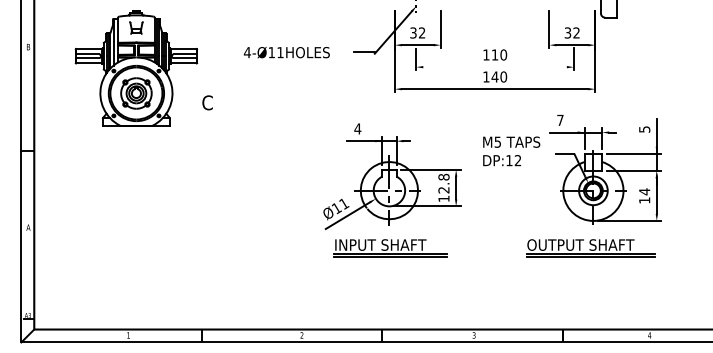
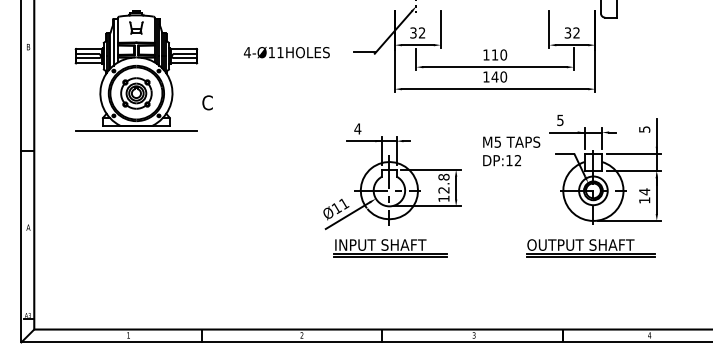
line: none -> present (494, 67)
text: 7 -> 5 (560, 120)
line: none -> present (135, 130)
